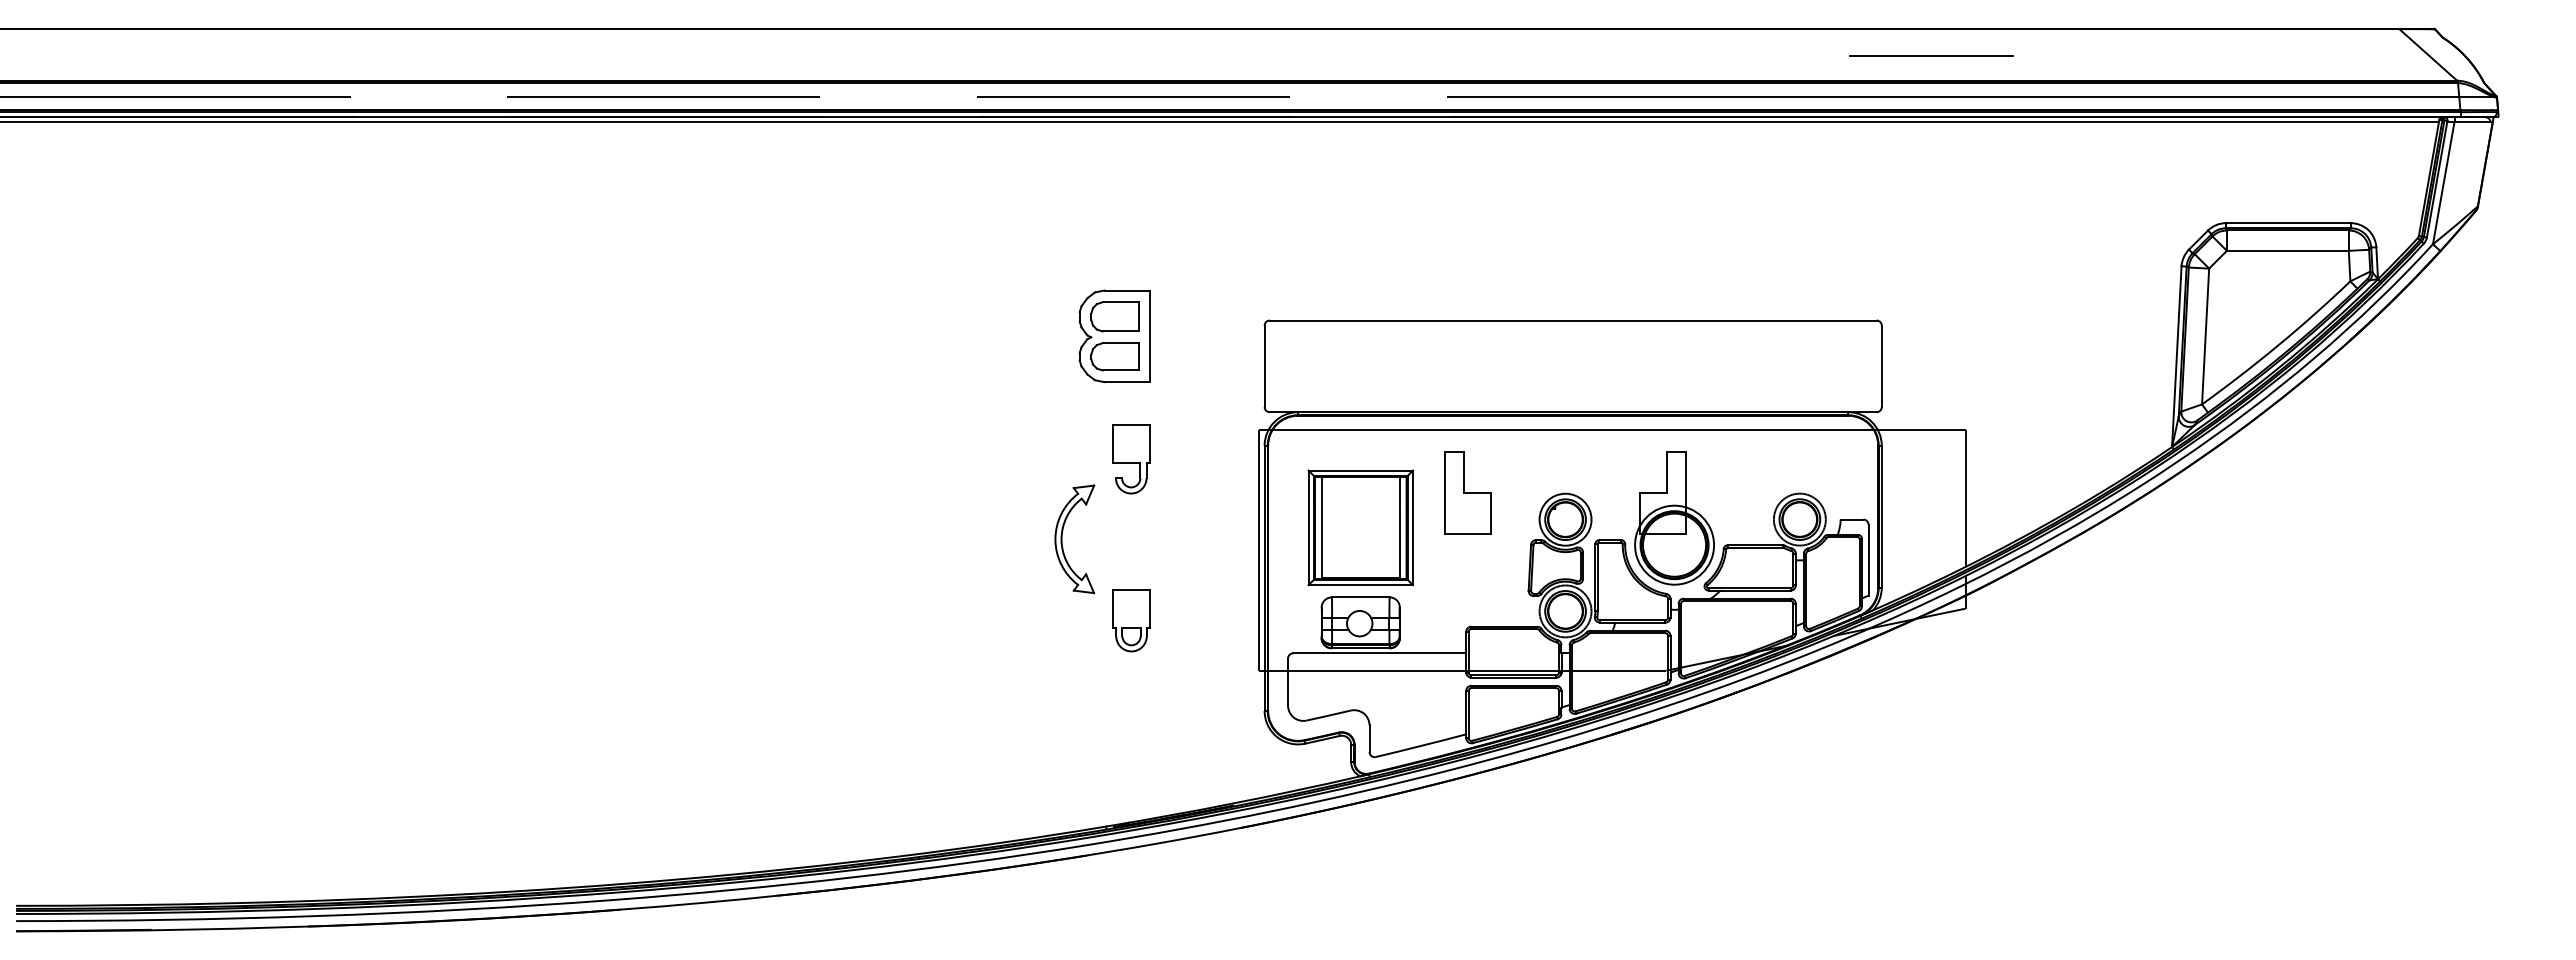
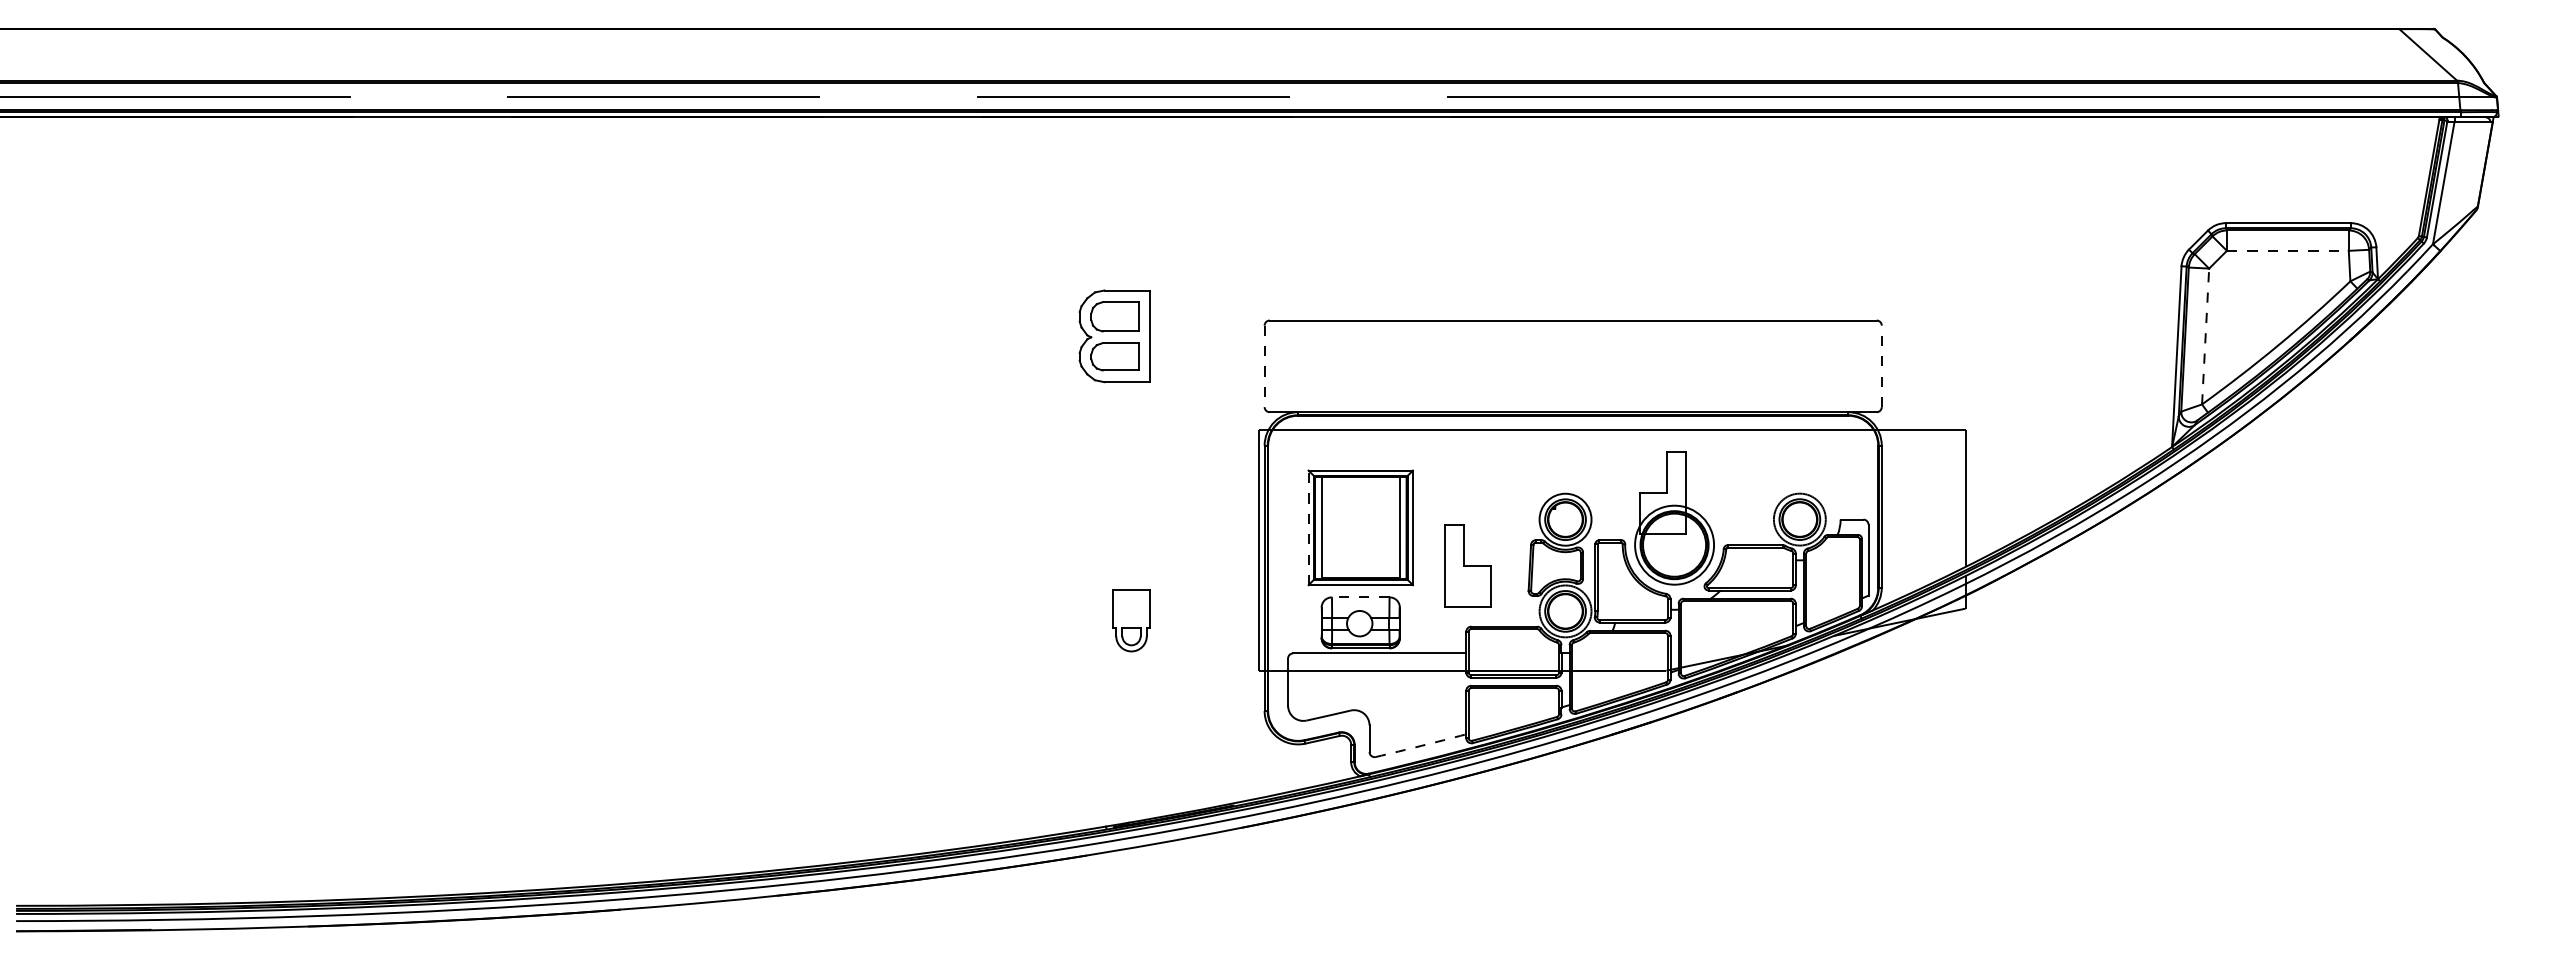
line: present -> none (1930, 56)
line: present -> none (1220, 122)
line: solid -> dashed (2287, 250)
line: solid -> dashed (2205, 336)
line: solid -> dashed (1264, 366)
line: solid -> dashed (1881, 366)
part: present -> none (1131, 459)
part position: (1467, 492) -> (1467, 565) (1467, 565)
line: solid -> dashed (1308, 527)
part: present -> none (1062, 539)
line: solid -> dashed (1360, 597)
arc: solid -> dashed (1421, 745)
